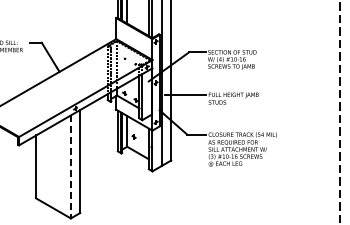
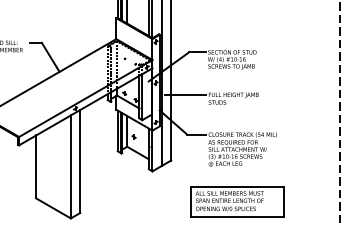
line: dashed -> solid (70, 167)
part: none -> present (237, 201)
